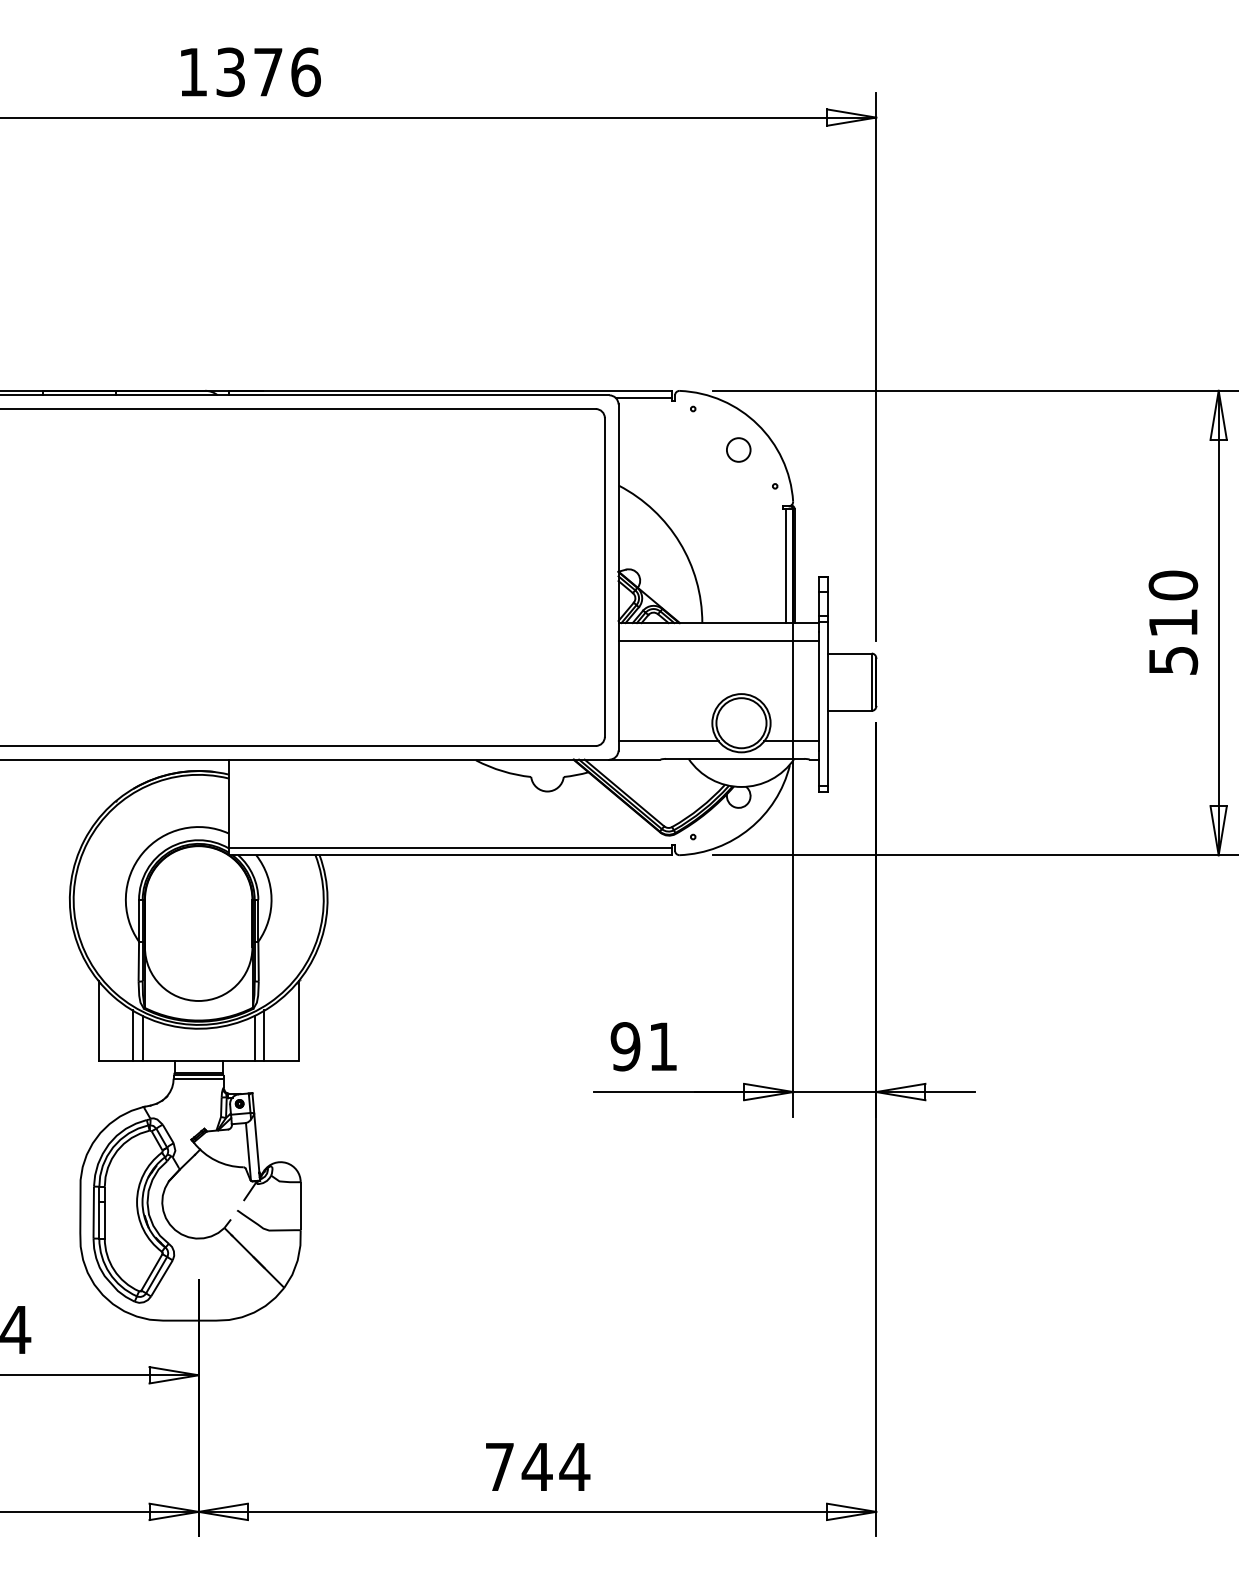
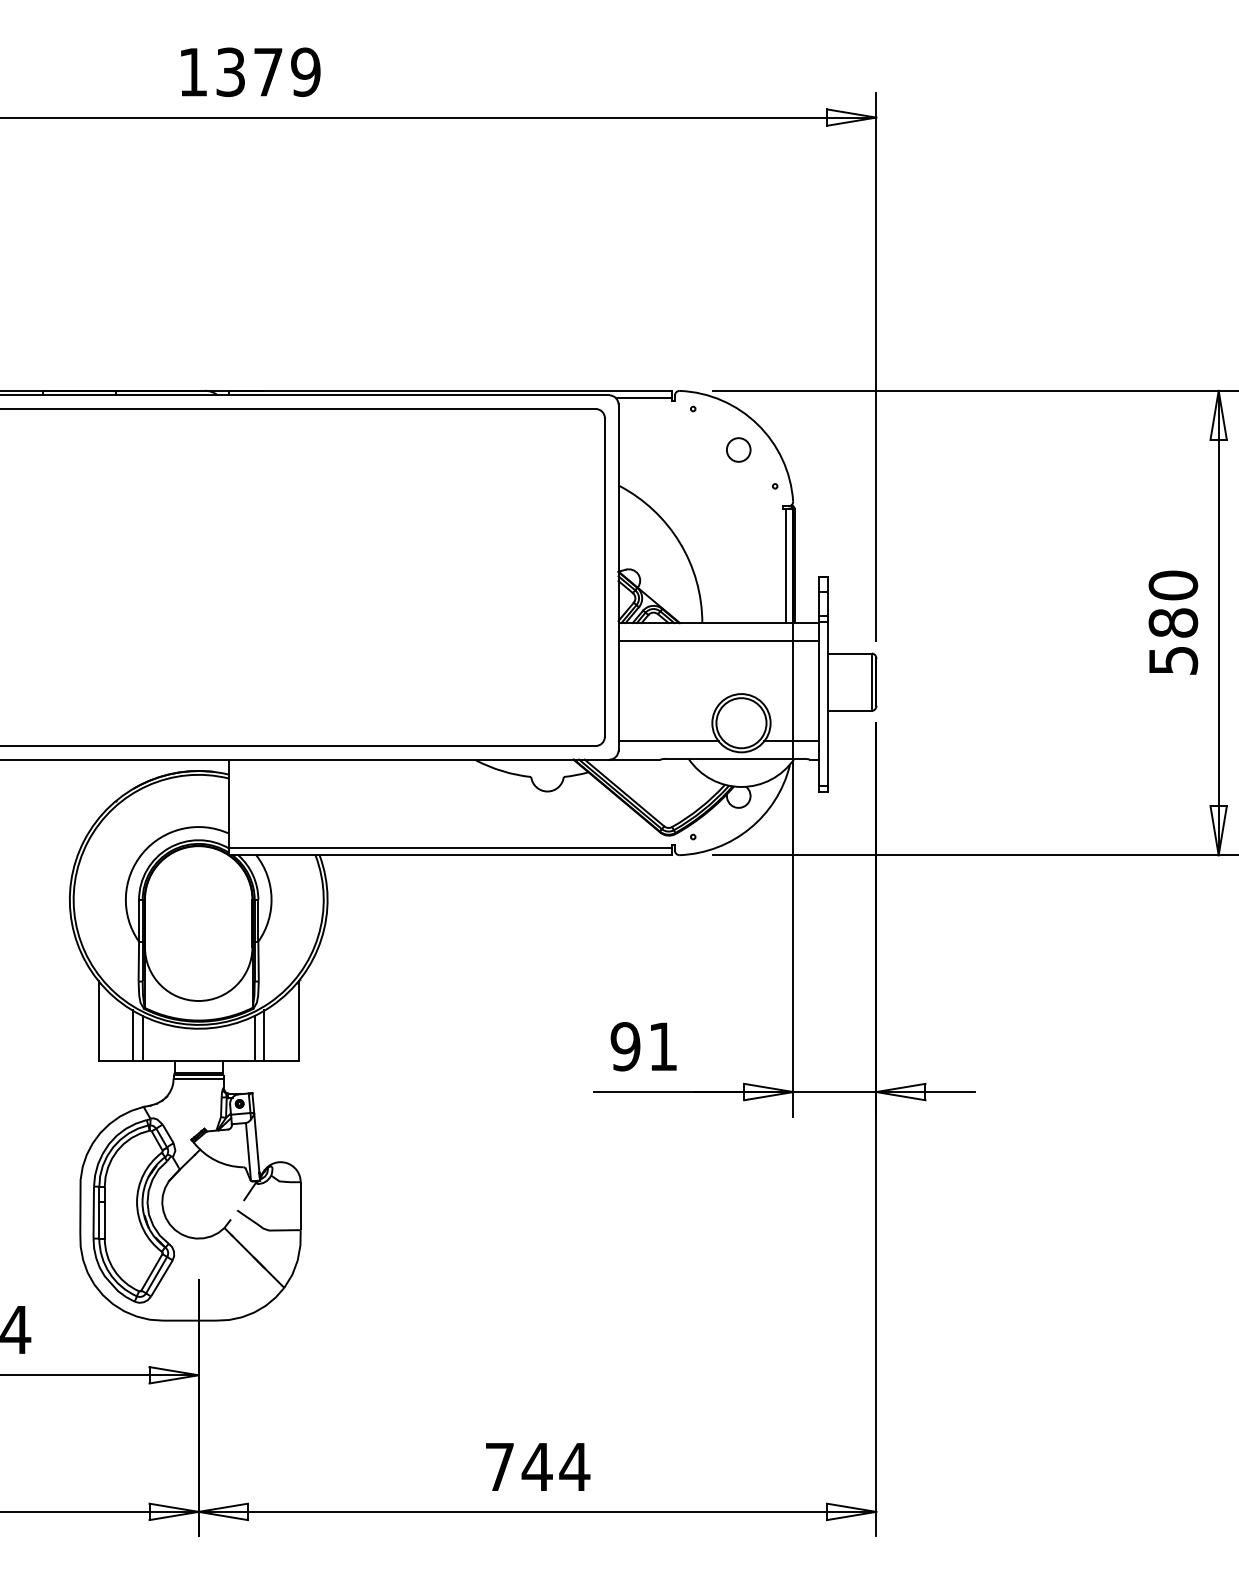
text: 1376 -> 1379 (305, 72)
text: 510 -> 580 (1173, 622)
